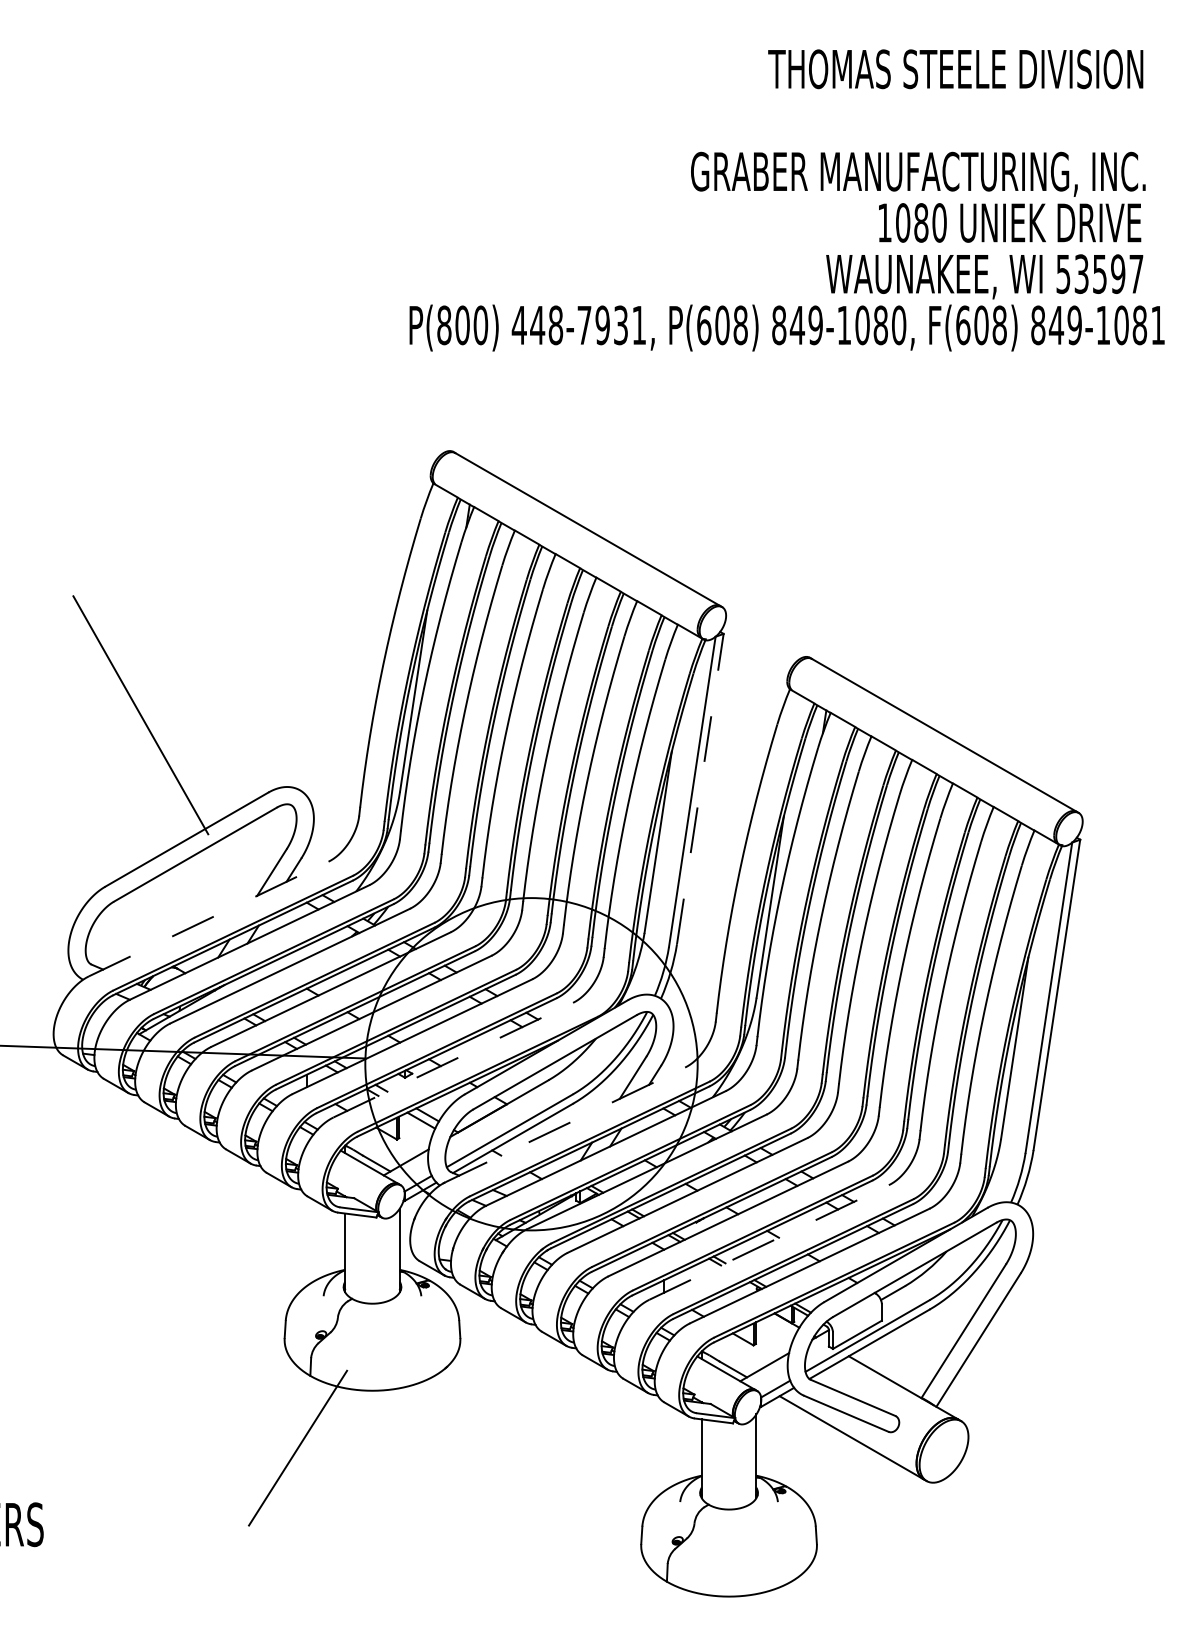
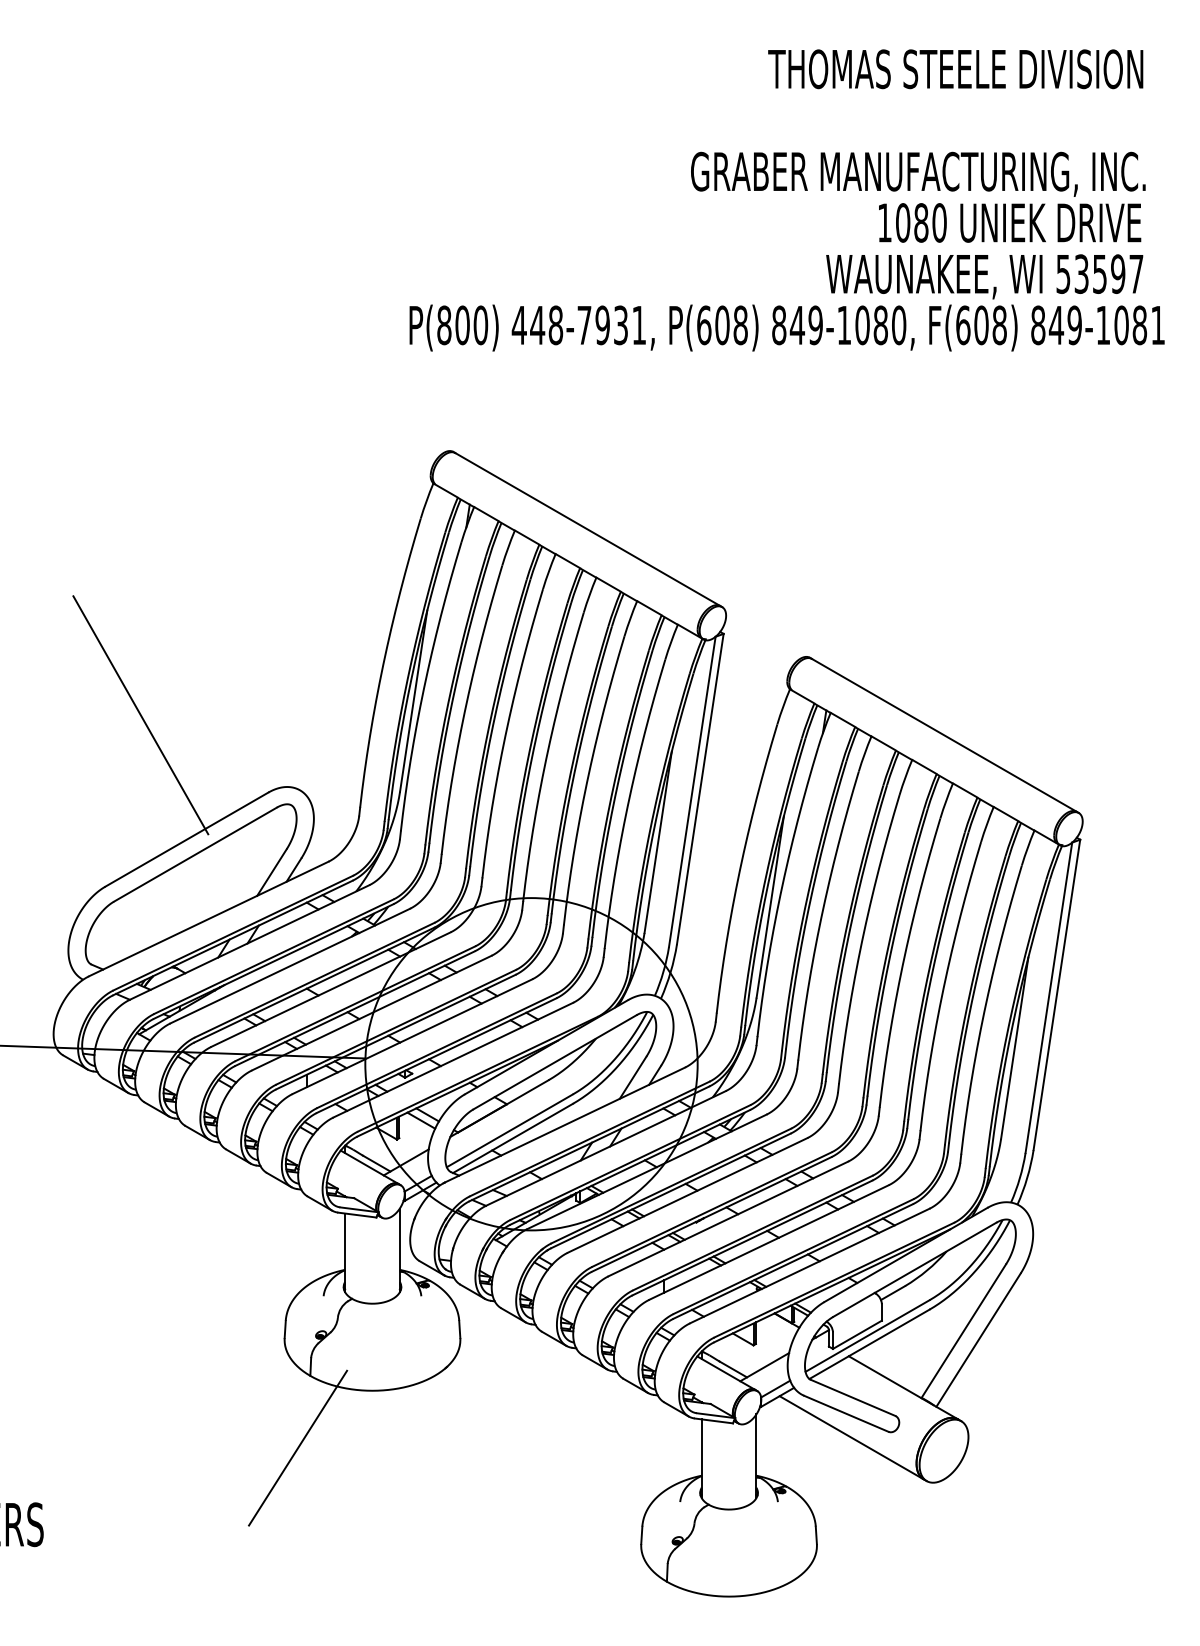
line: dashed -> solid (700, 789)
line: dashed -> solid (208, 919)
line: dashed -> solid (453, 1060)
line: dashed -> solid (565, 1124)
line: dashed -> solid (769, 1242)
